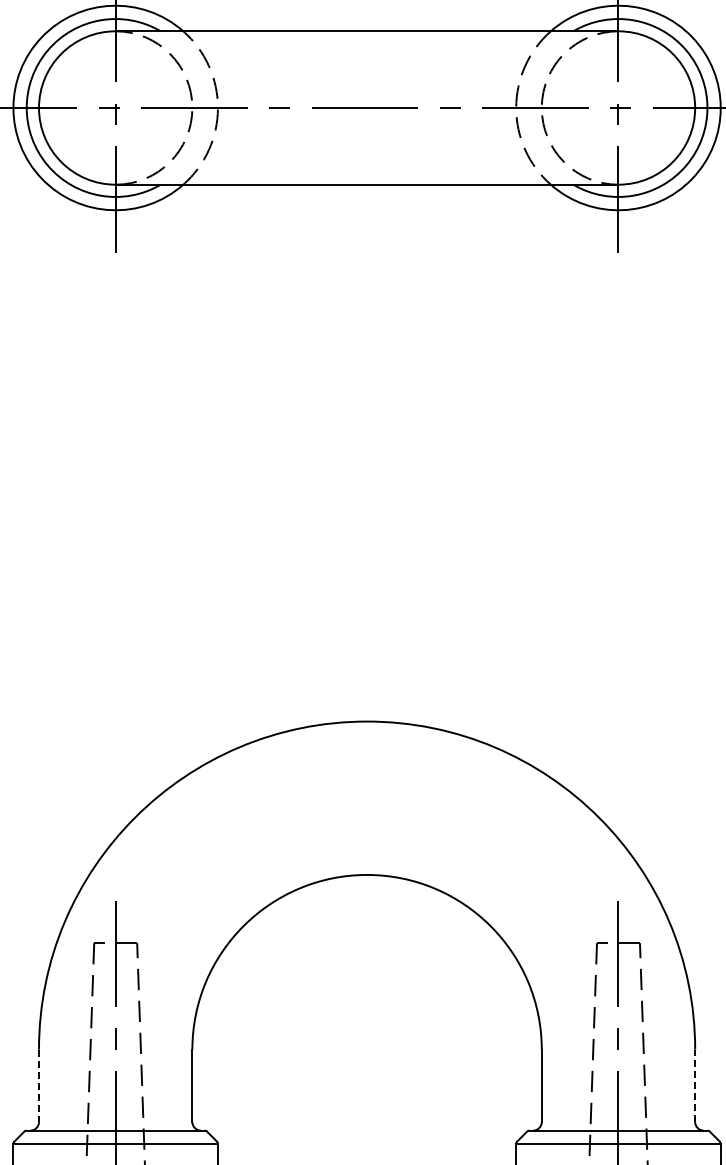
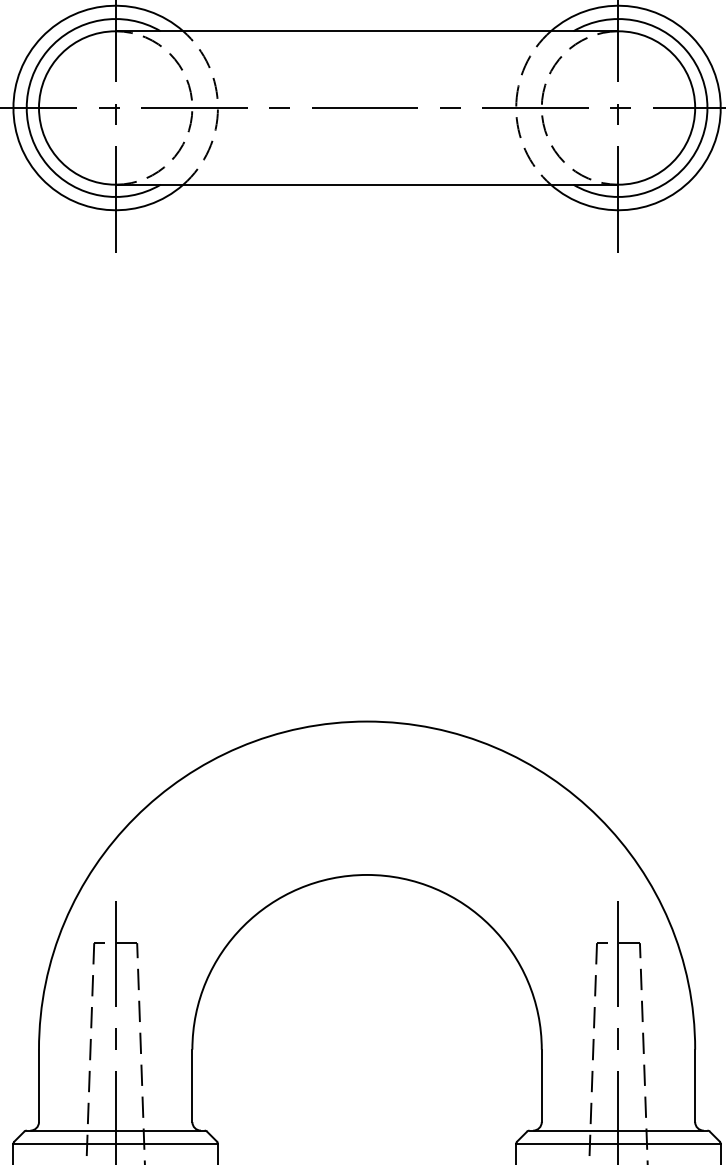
line: dashed -> solid (695, 1085)
line: dashed -> solid (39, 1086)
